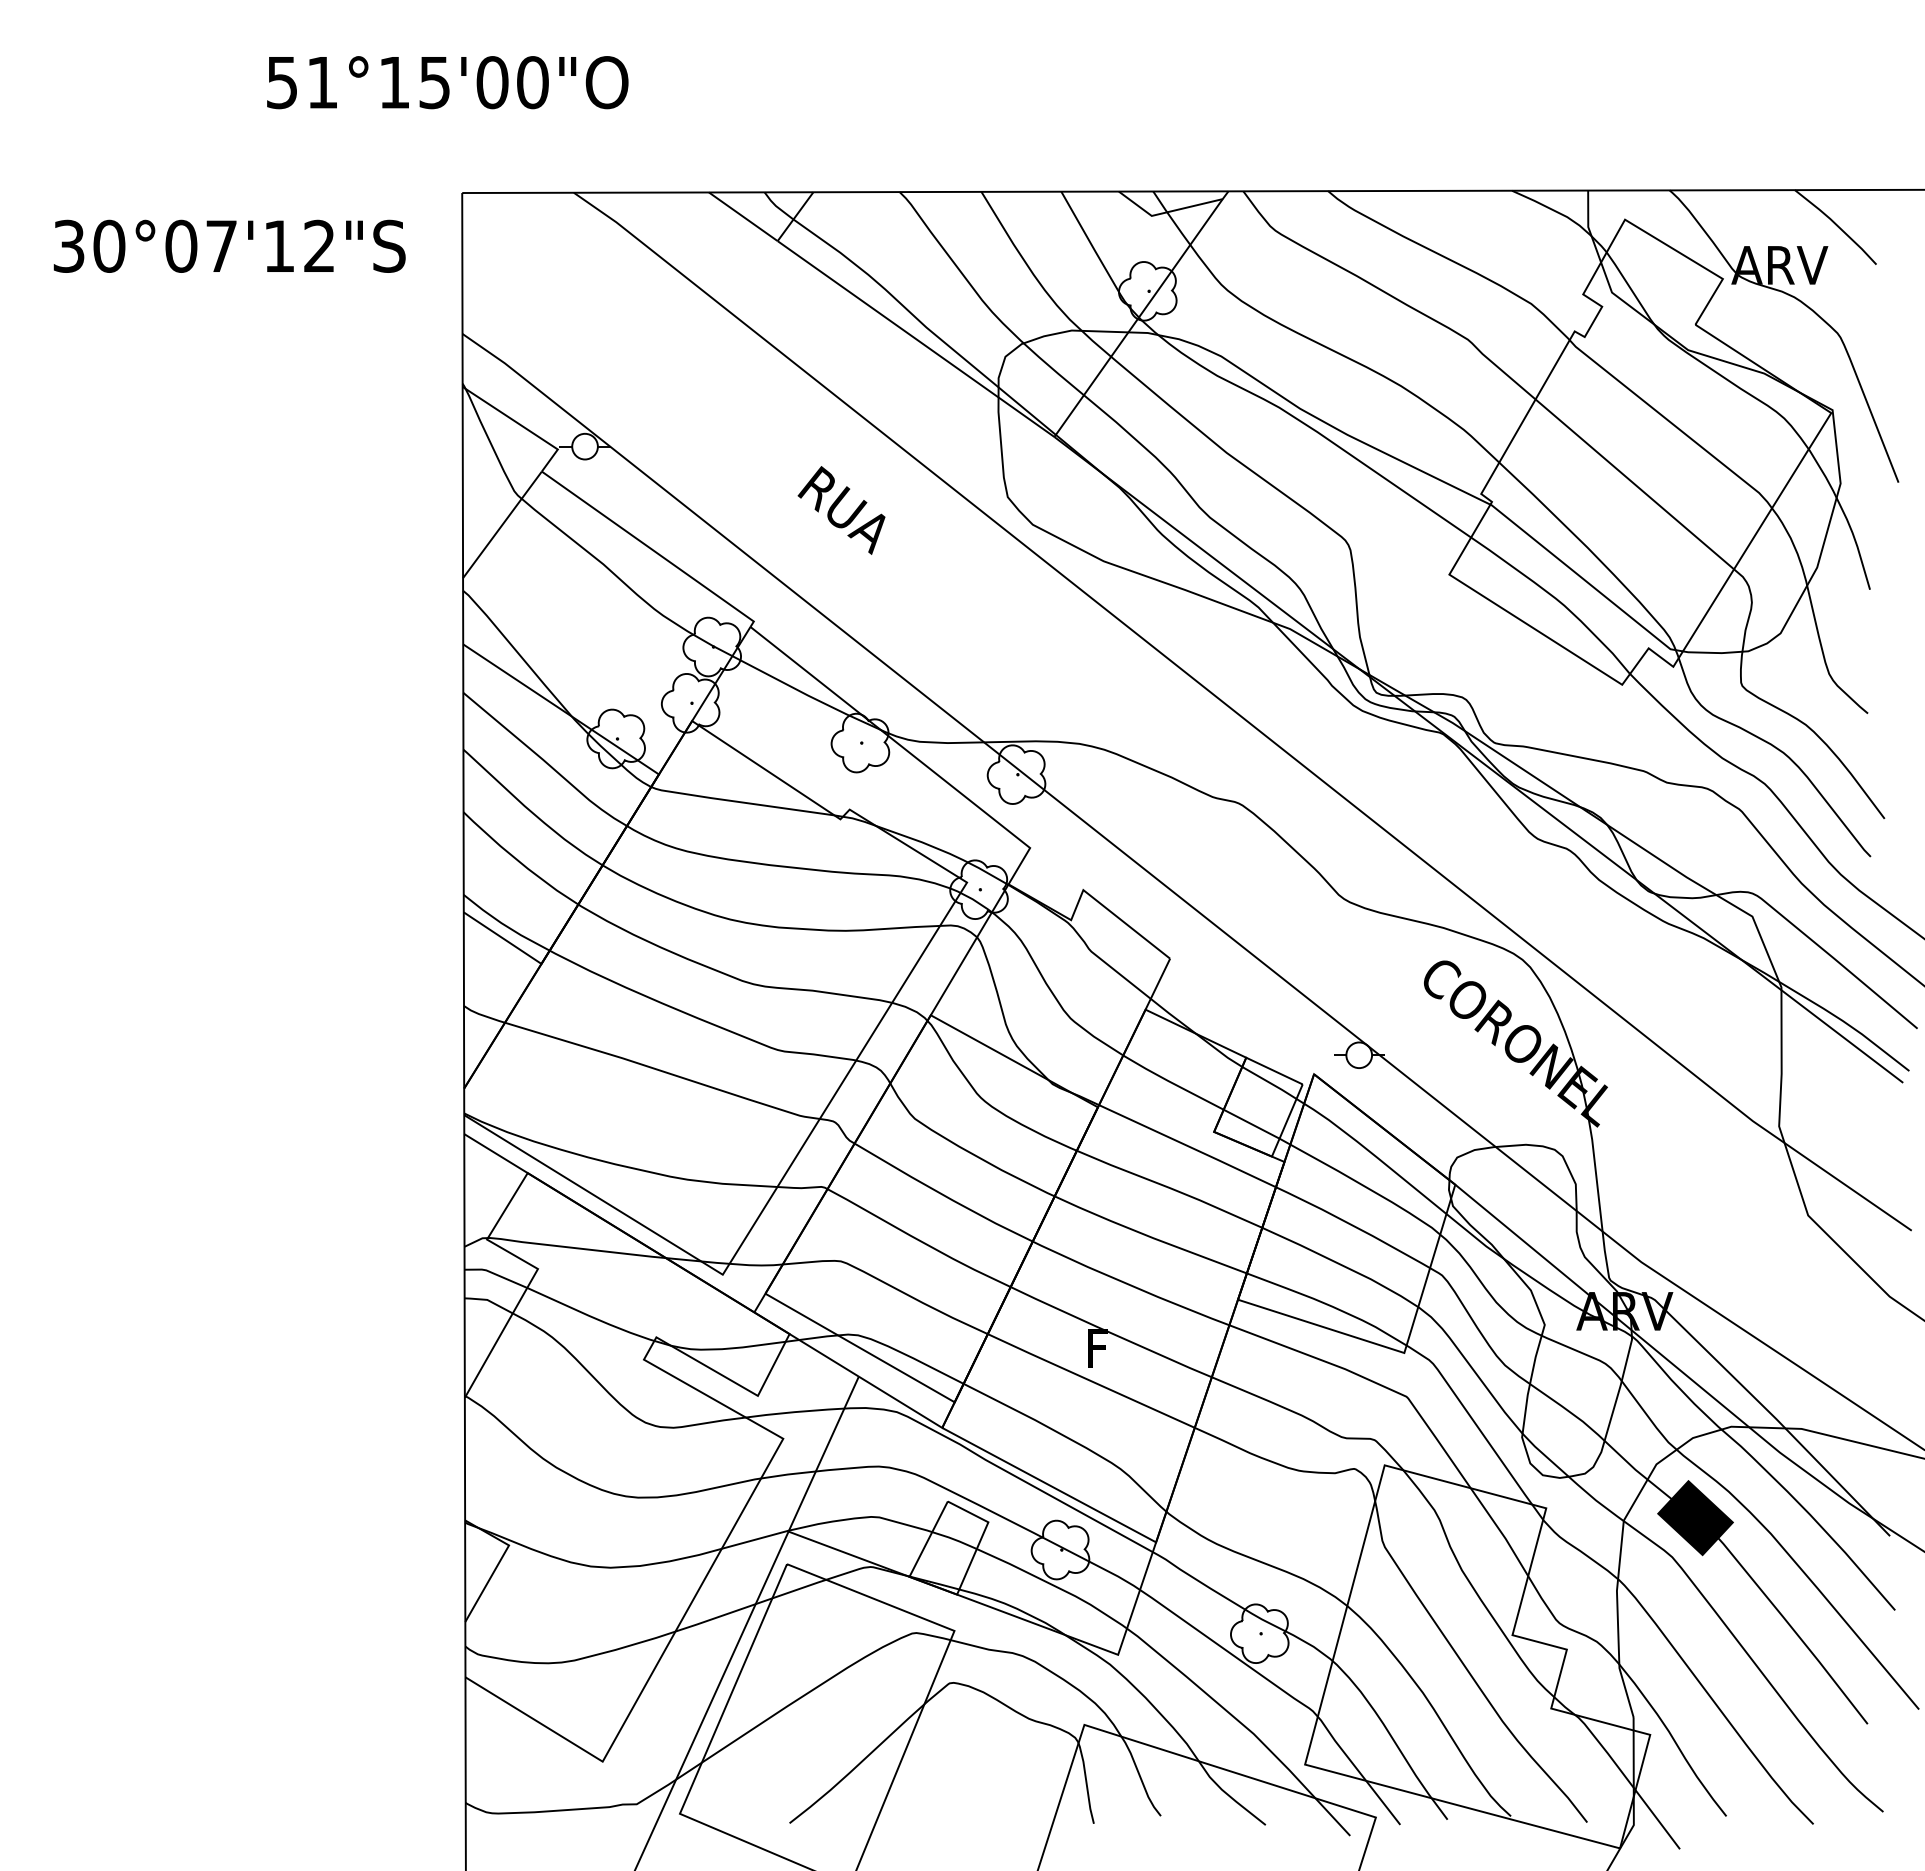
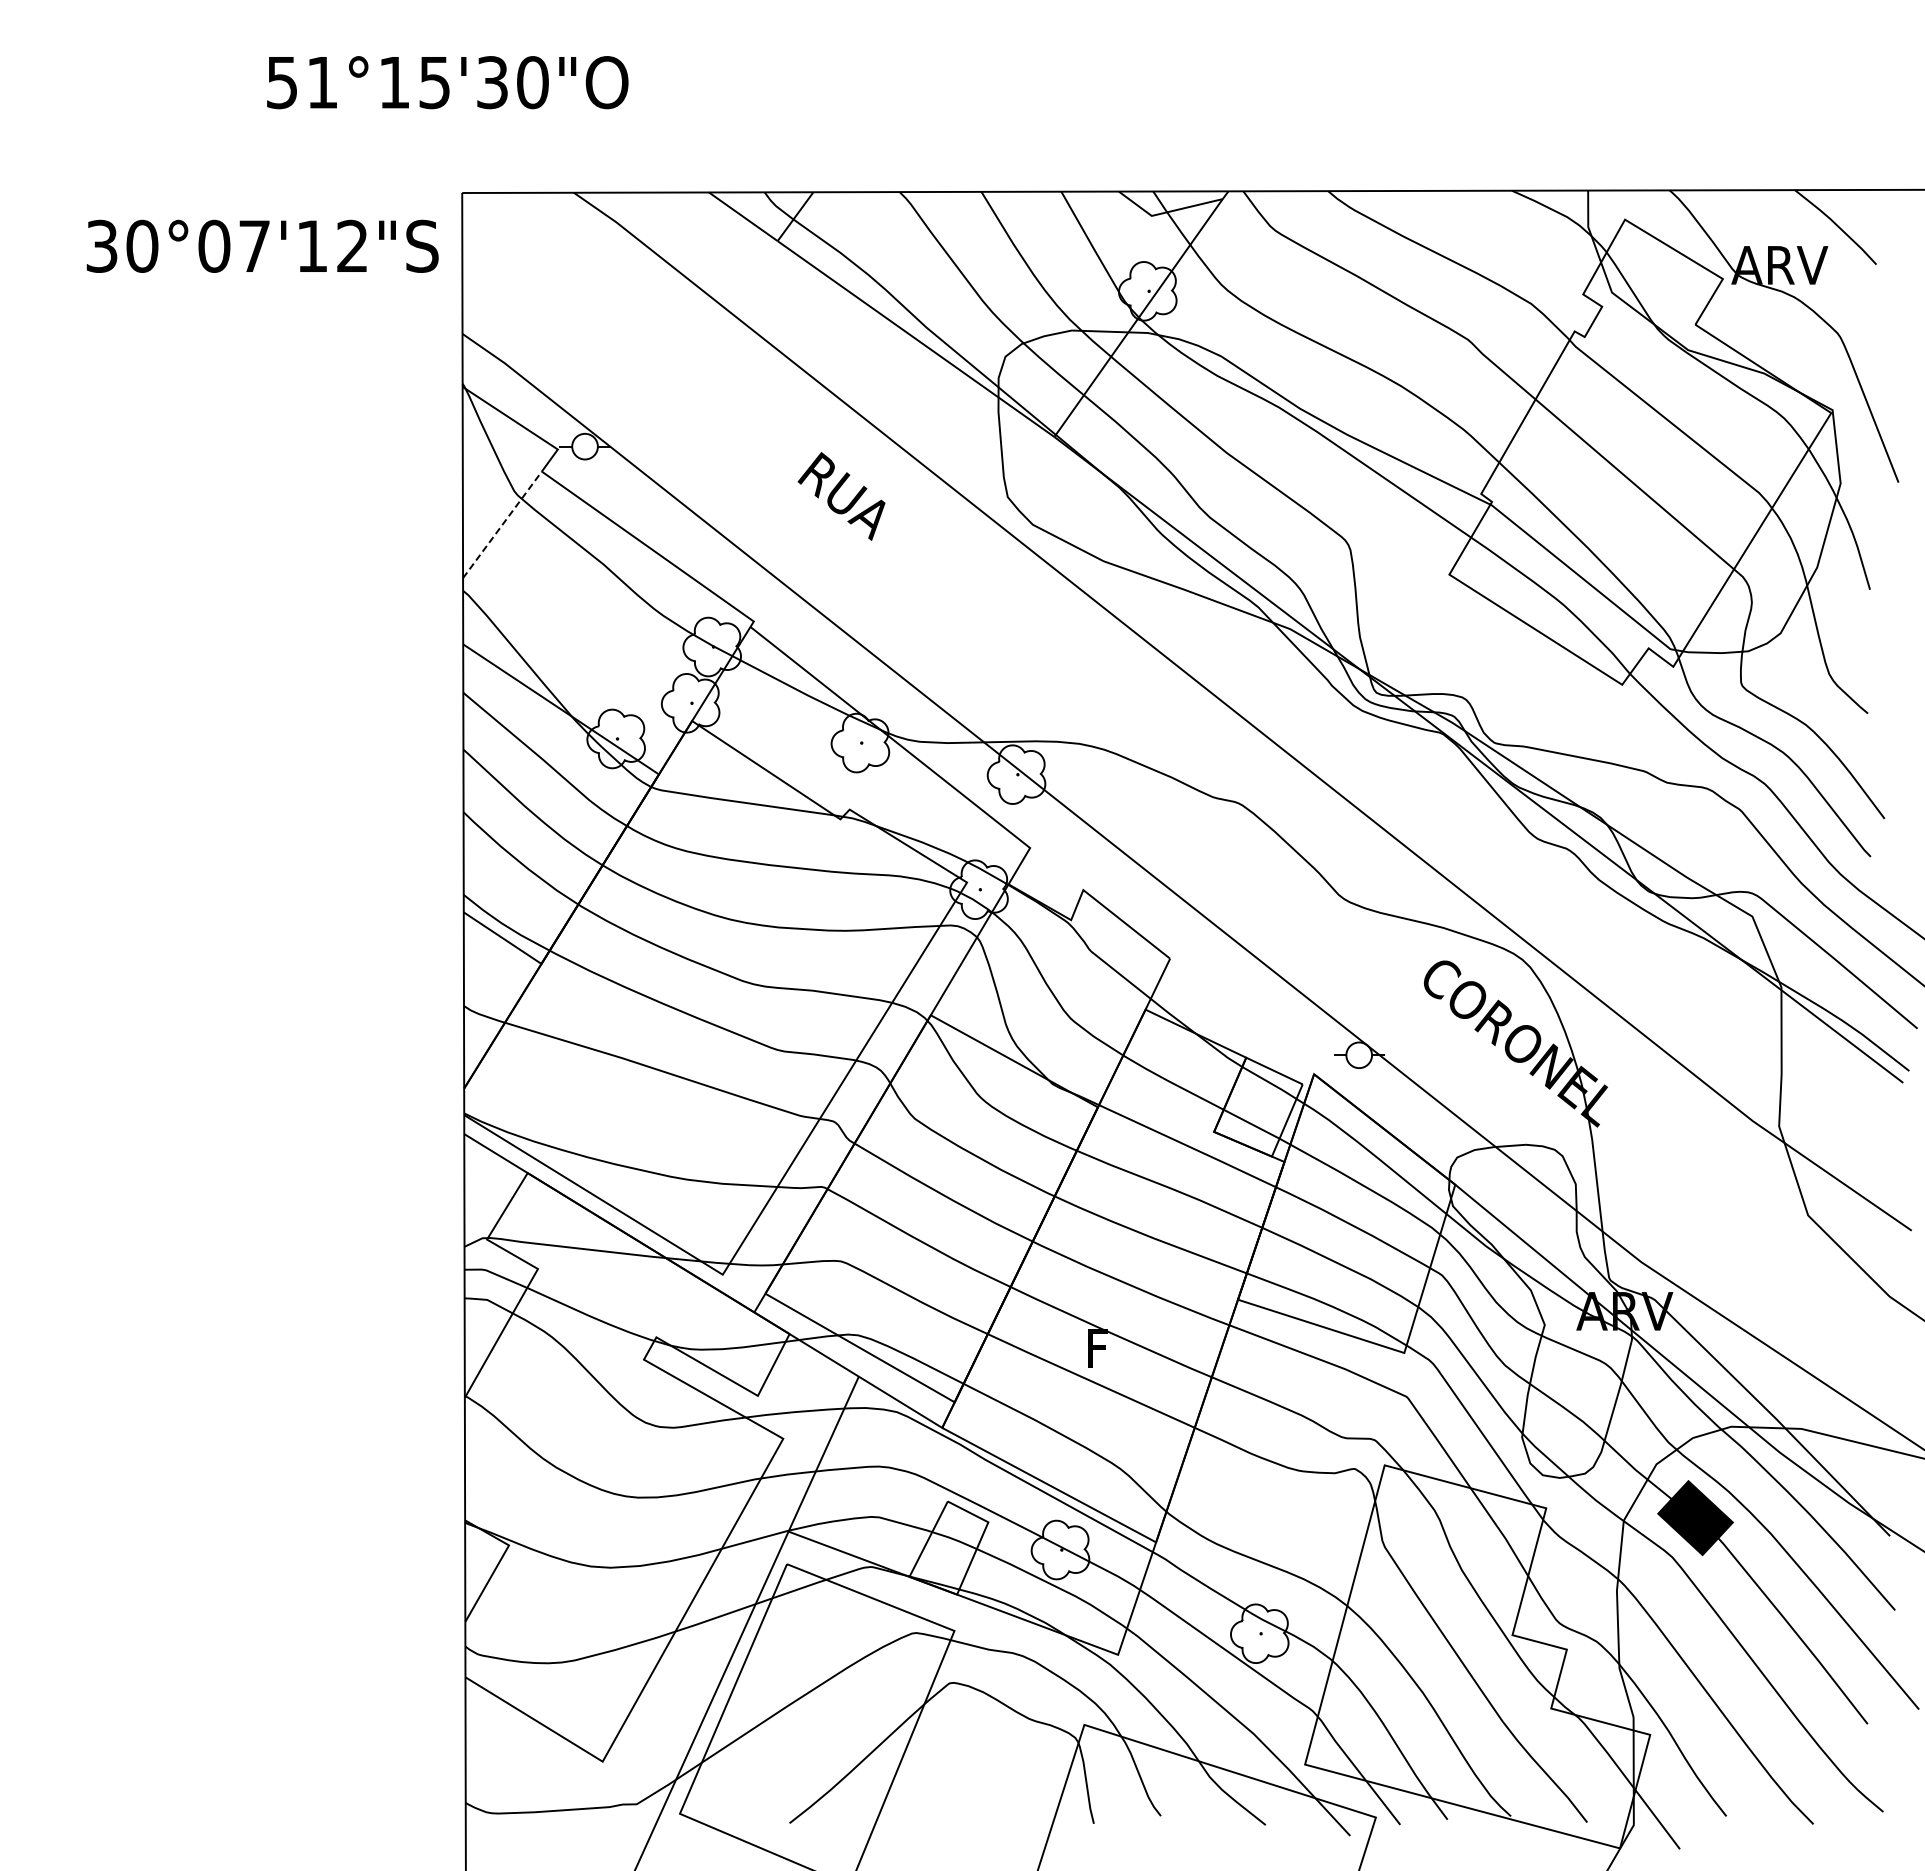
text: 51°15'00"O -> 51°15'30"O (492, 82)
text position: (229, 245) -> (262, 245) (262, 245)
text position: (841, 510) -> (841, 496) (841, 496)
line: solid -> dashed (502, 524)
